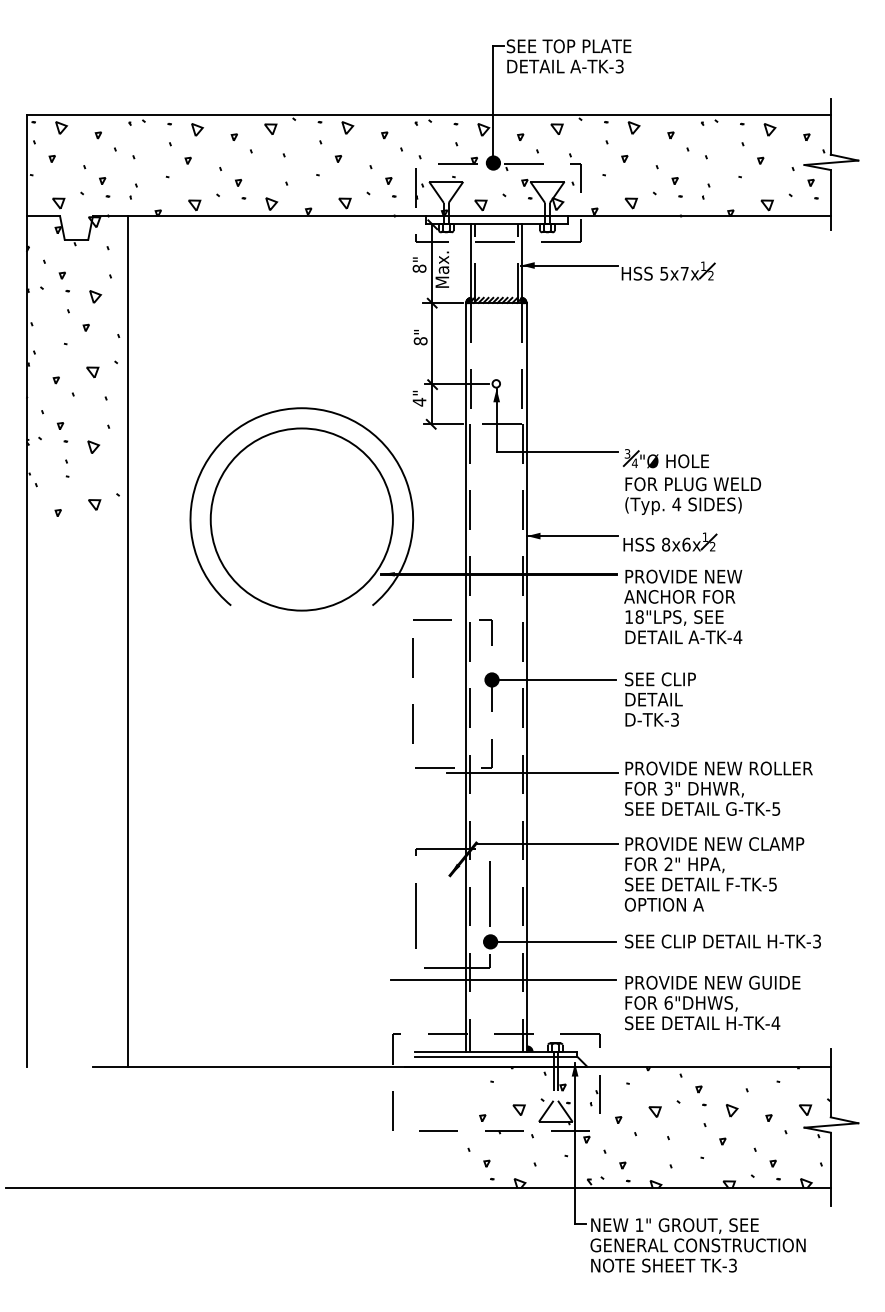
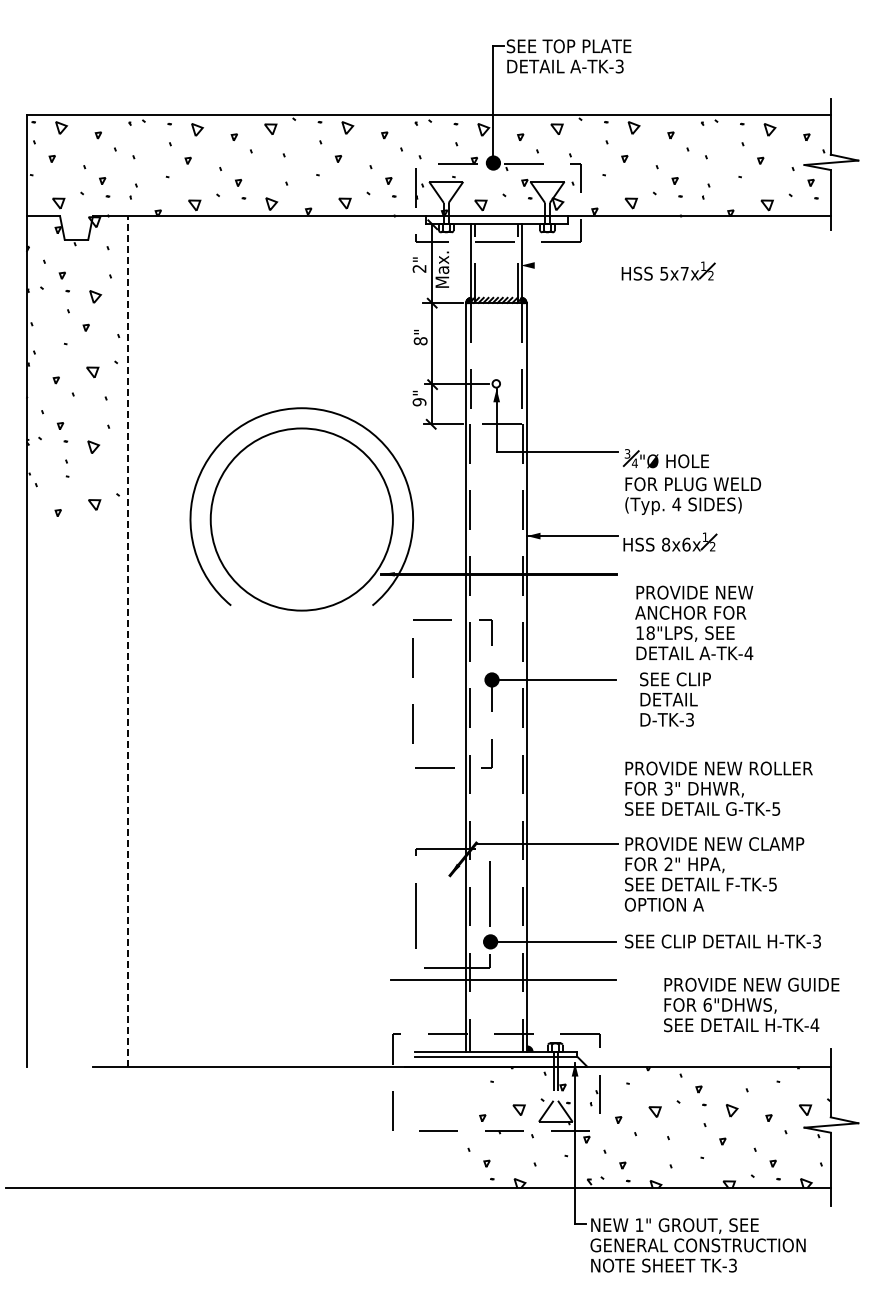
line: present -> none (569, 265)
text: 8" -> 2" (419, 268)
text: 4" -> 9" (419, 401)
text position: (683, 606) -> (694, 622) (694, 622)
line: solid -> dashed (127, 641)
text position: (660, 699) -> (675, 699) (675, 699)
line: present -> none (532, 772)
text position: (712, 1002) -> (751, 1004) (751, 1004)
